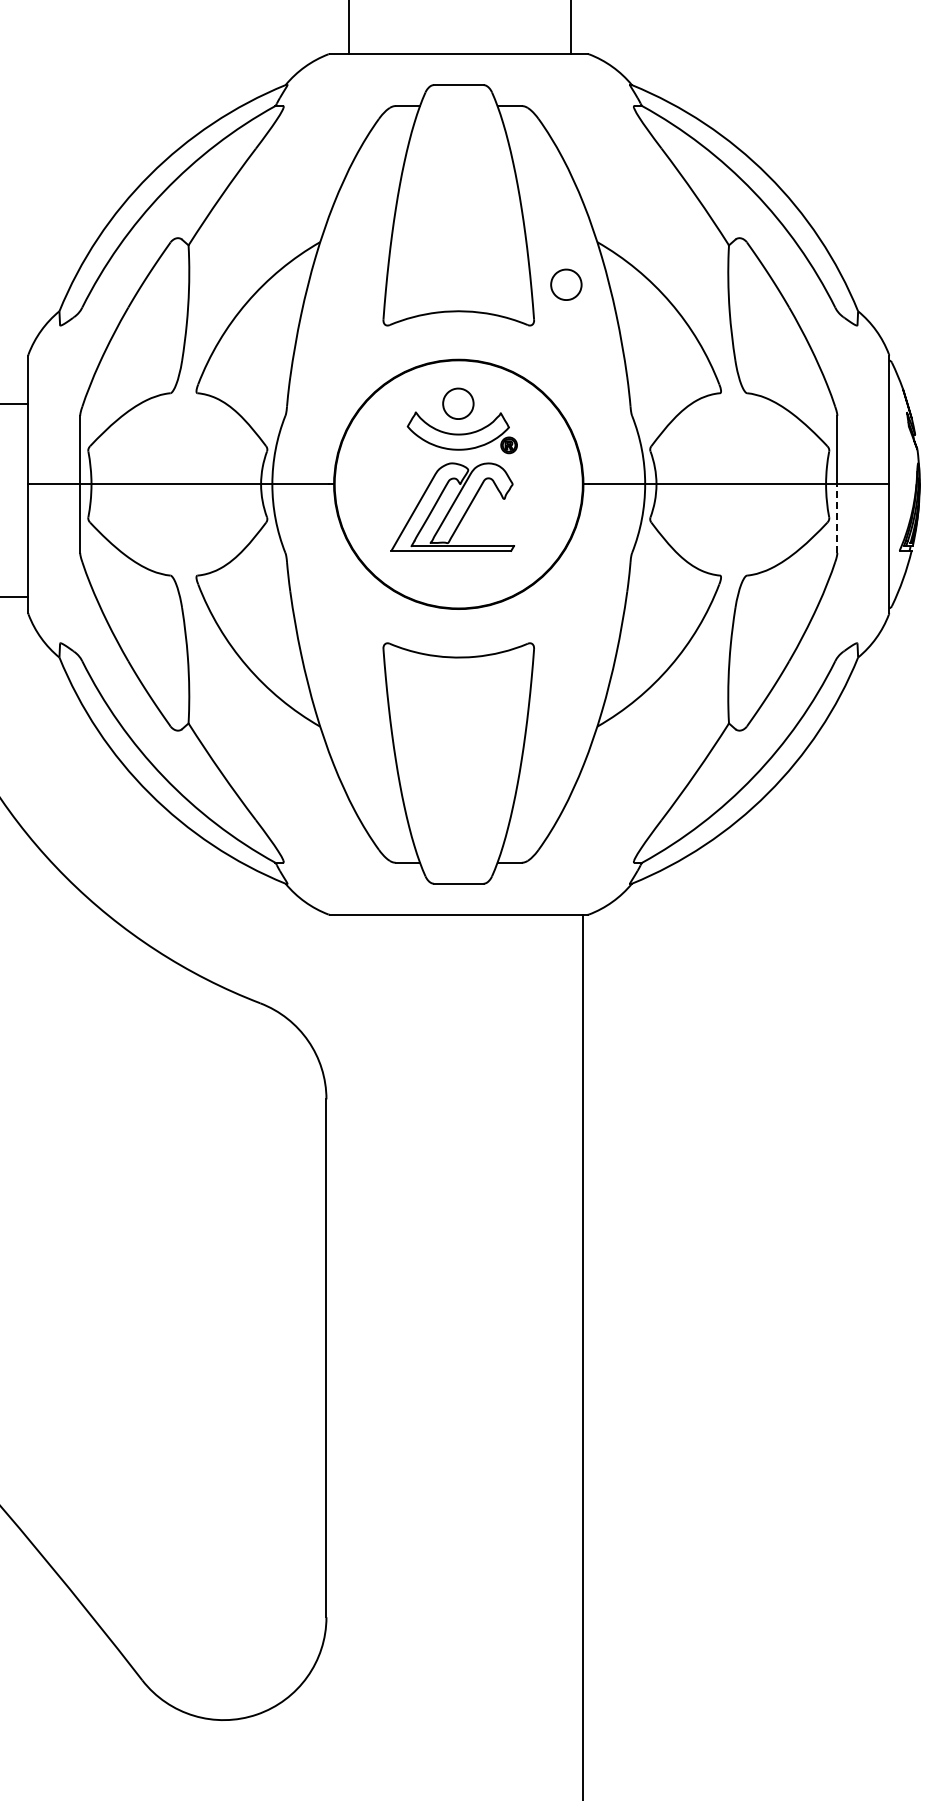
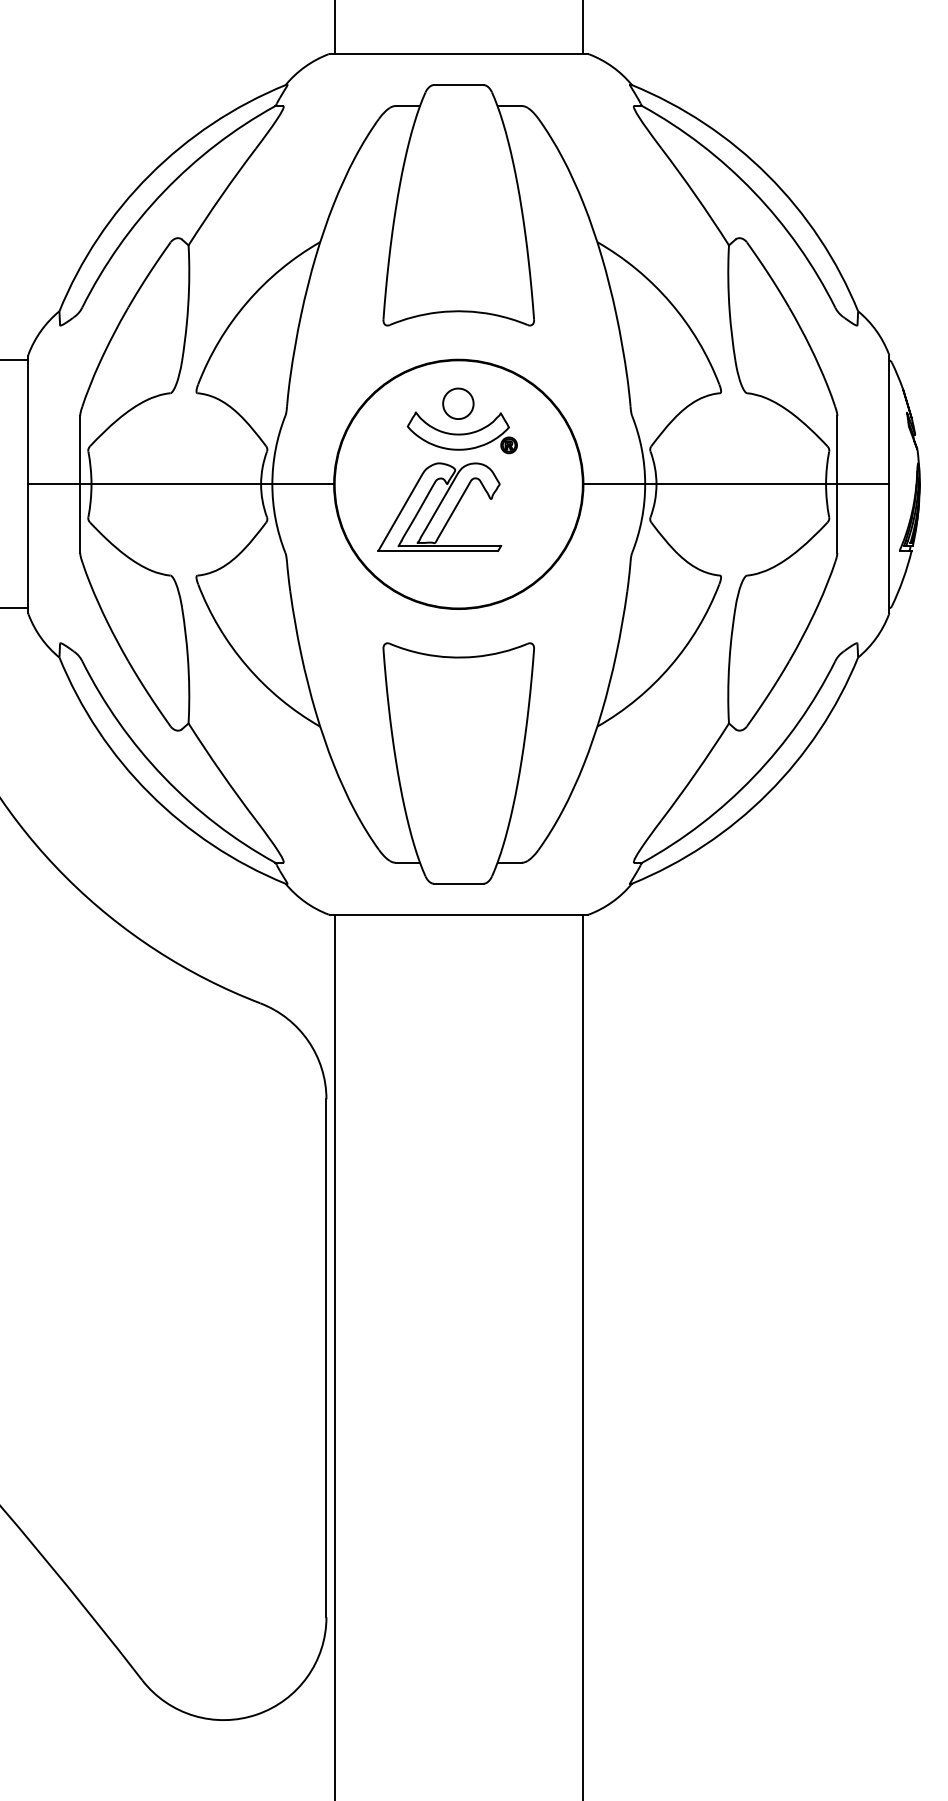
line position: (348, 28) -> (334, 28) (334, 28)
line position: (570, 28) -> (582, 28) (582, 28)
part: present -> none (566, 284)
line position: (15, 404) -> (15, 360) (15, 360)
part position: (452, 506) -> (439, 506) (439, 506)
line: dashed -> solid (837, 518)
line position: (15, 597) -> (15, 608) (15, 608)
line: none -> present (334, 1355)
